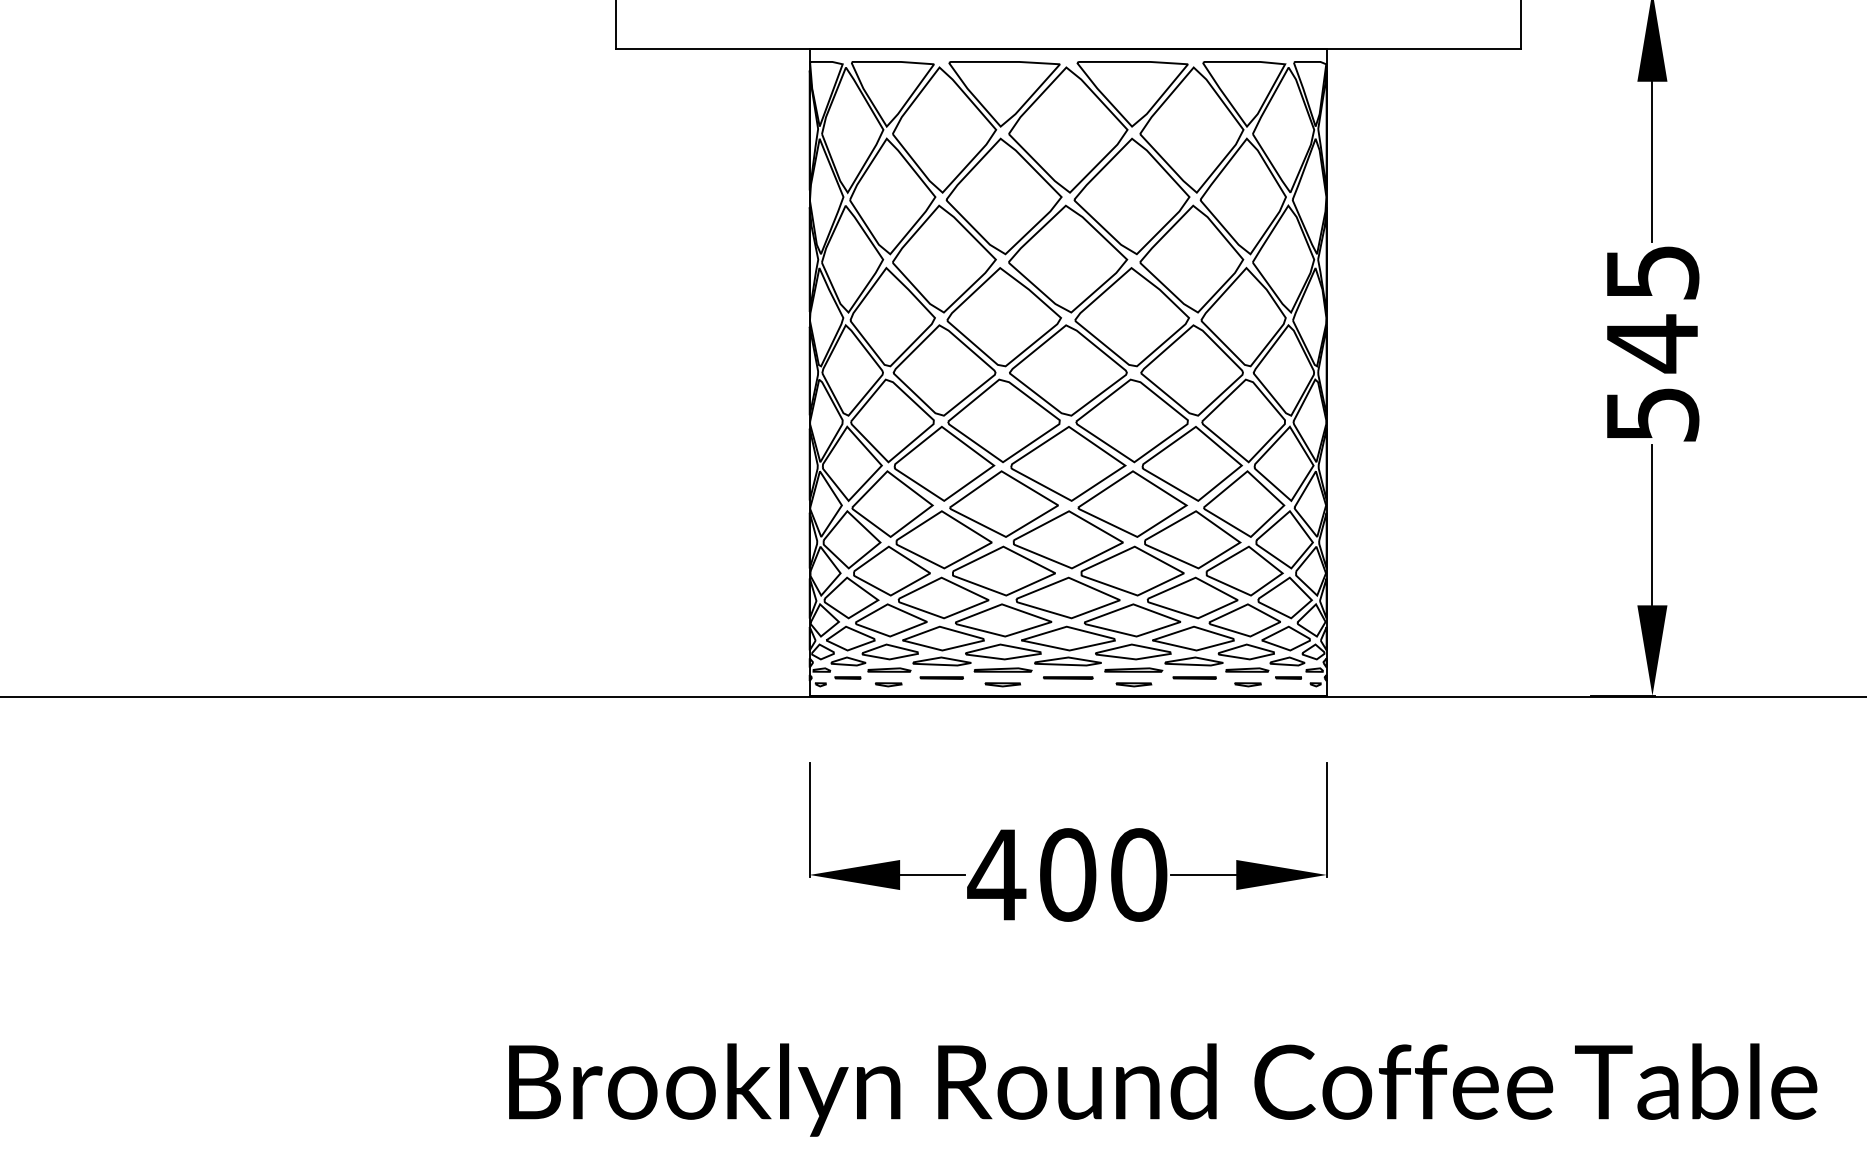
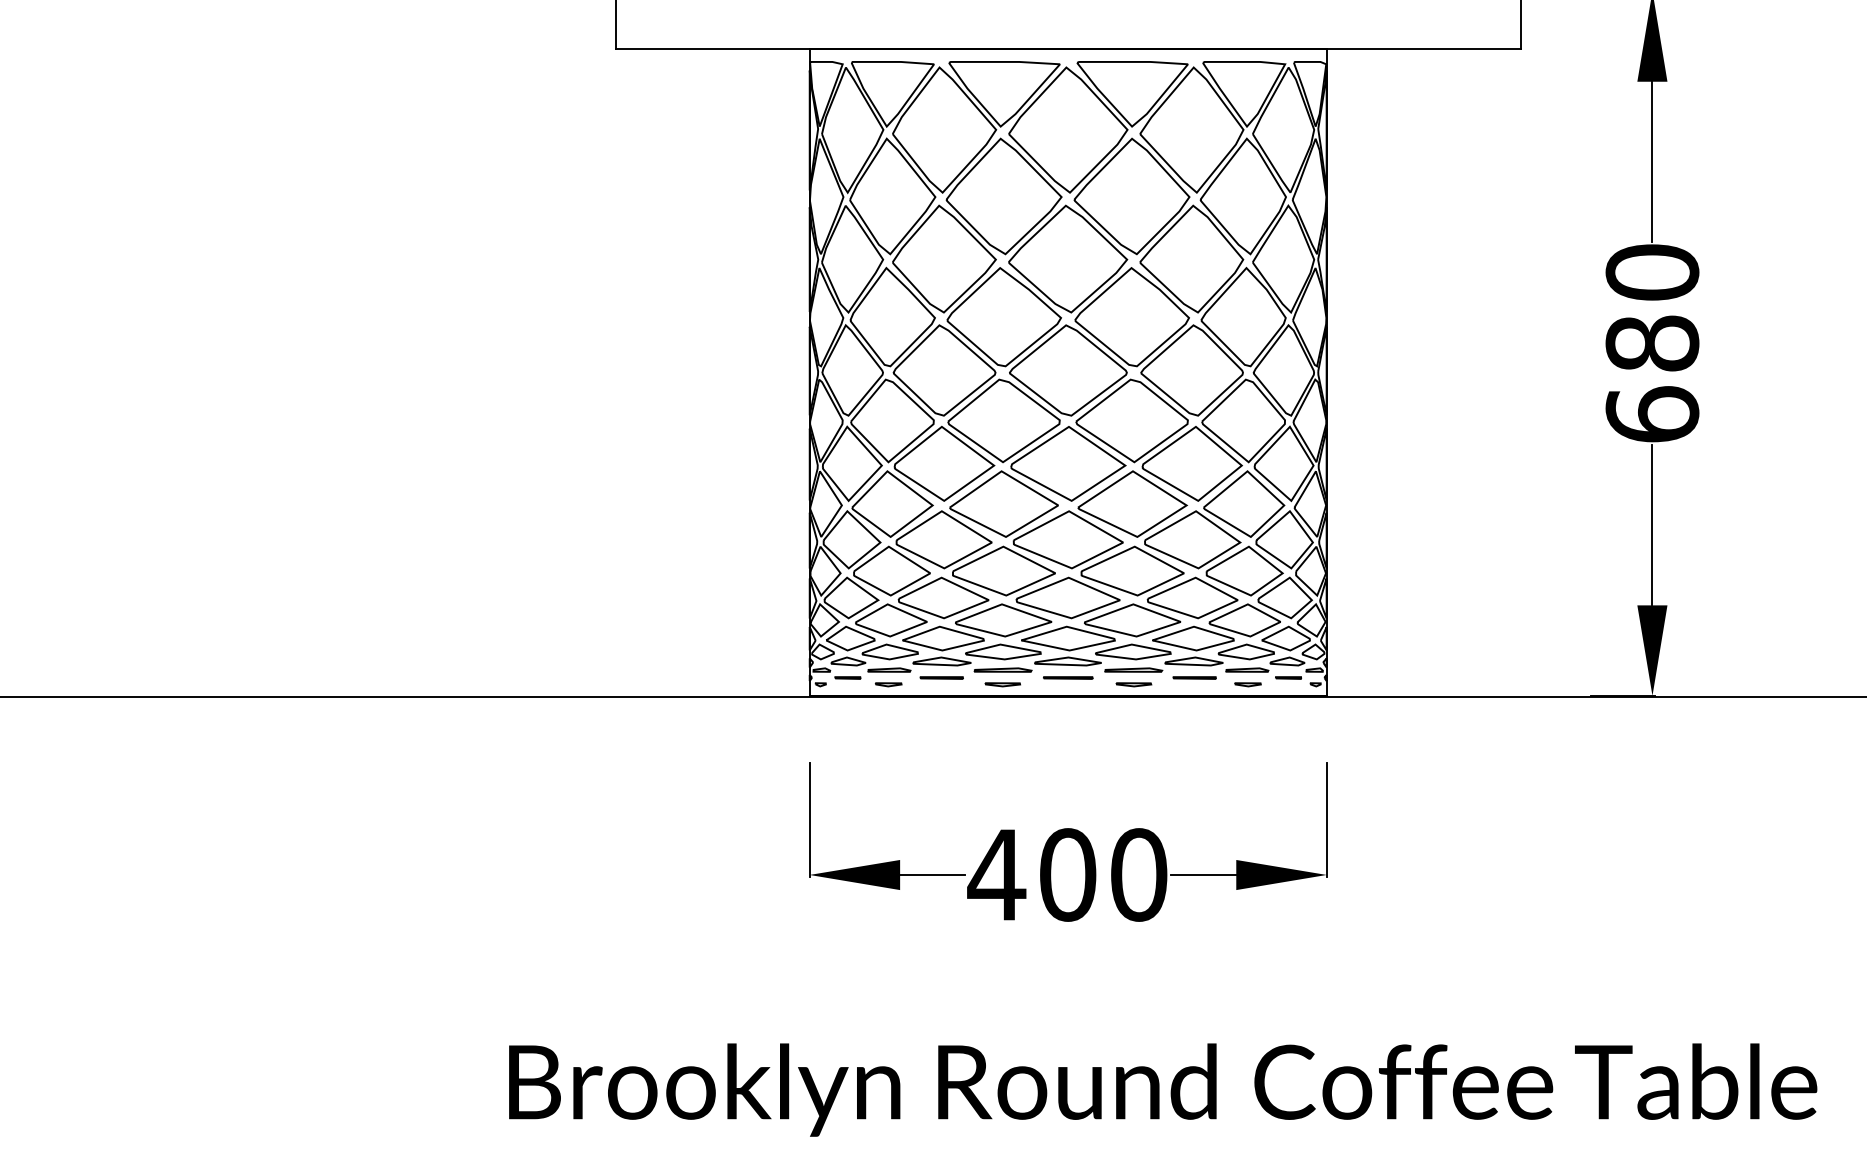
text: 545 -> 680 (1652, 343)
